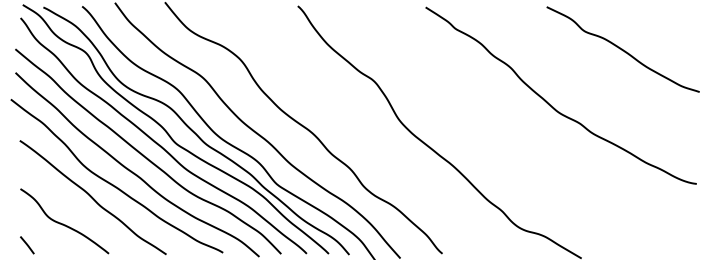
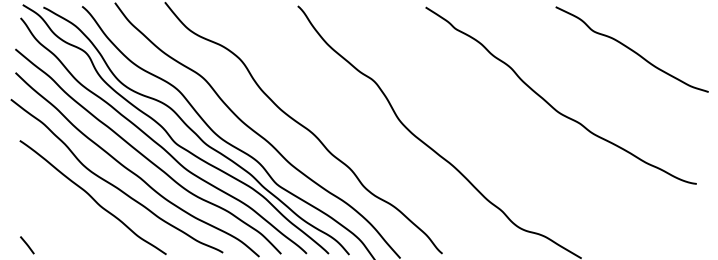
curve position: (622, 49) -> (631, 49) (631, 49)
curve: present -> none (63, 223)
